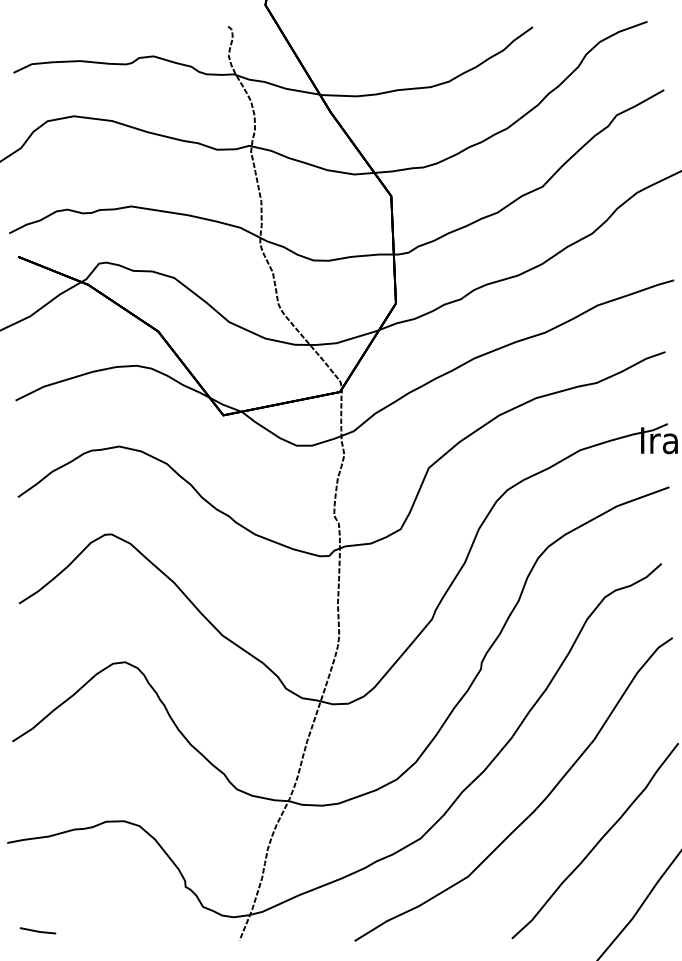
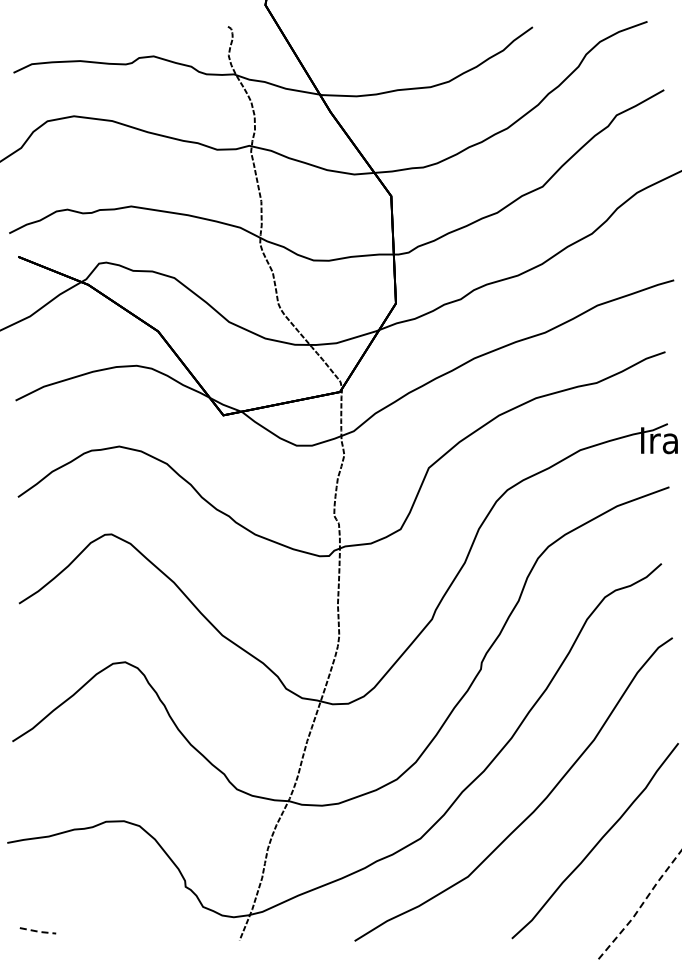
line: solid -> dashed (640, 906)
line: solid -> dashed (39, 931)
